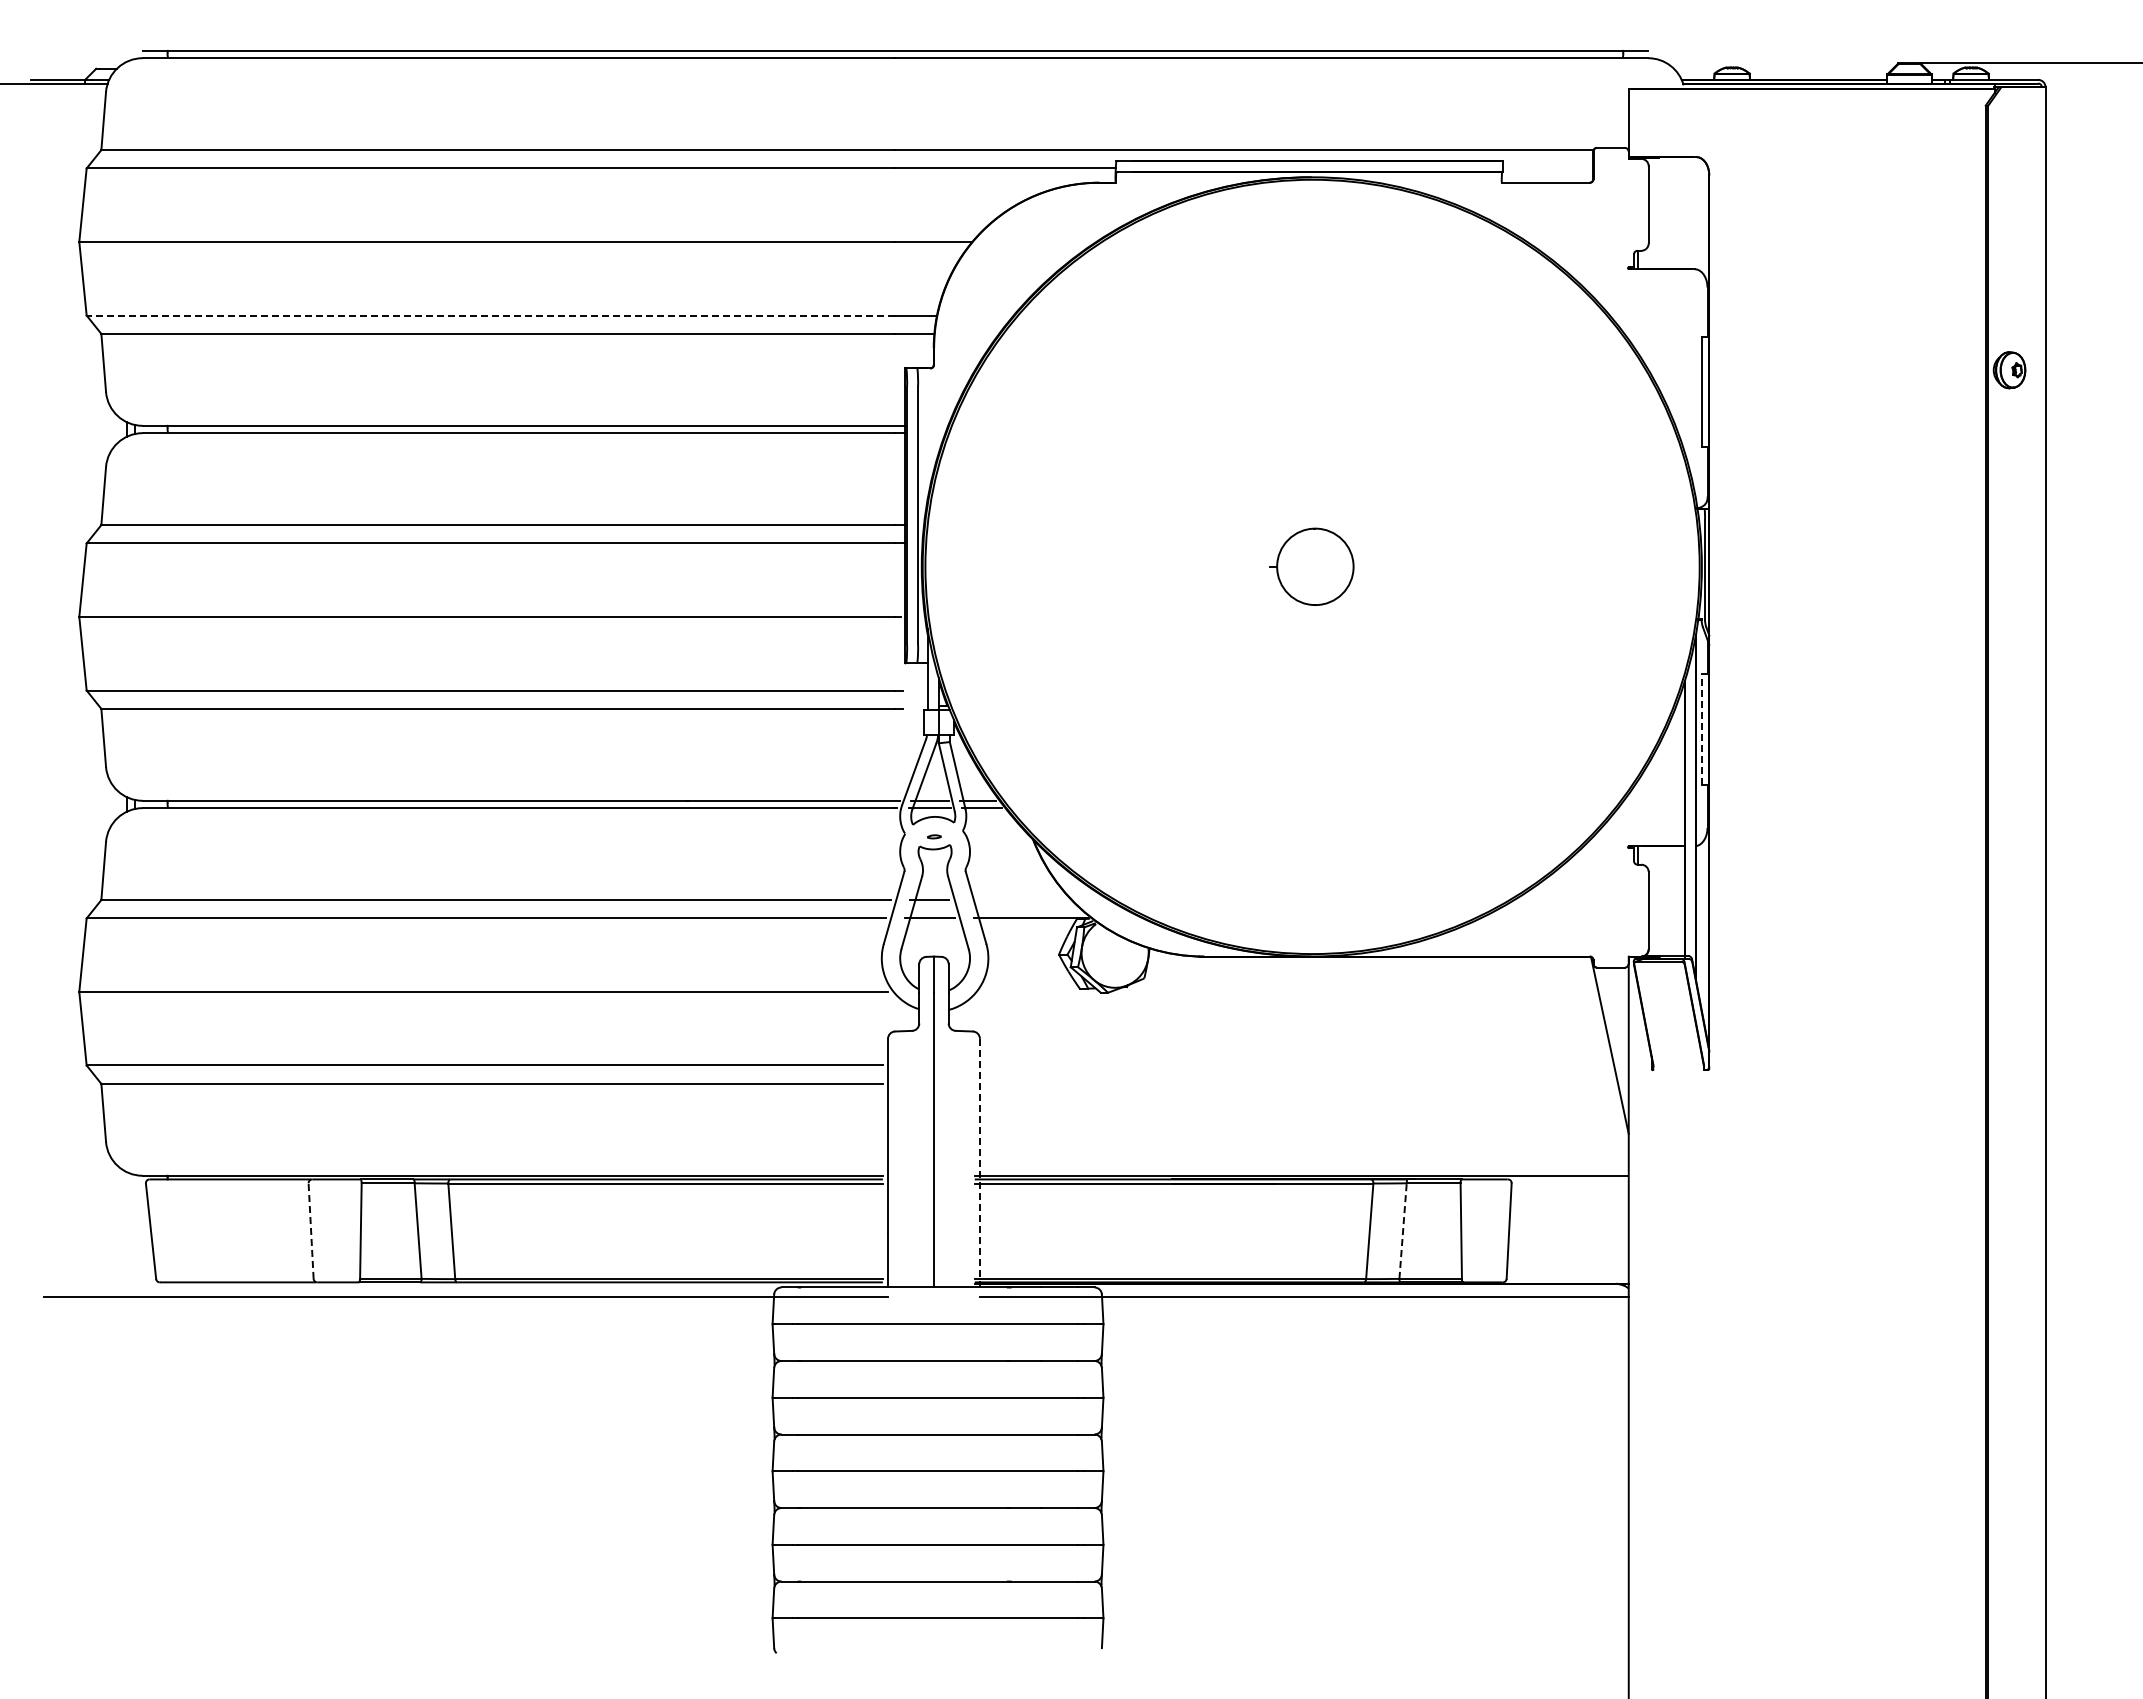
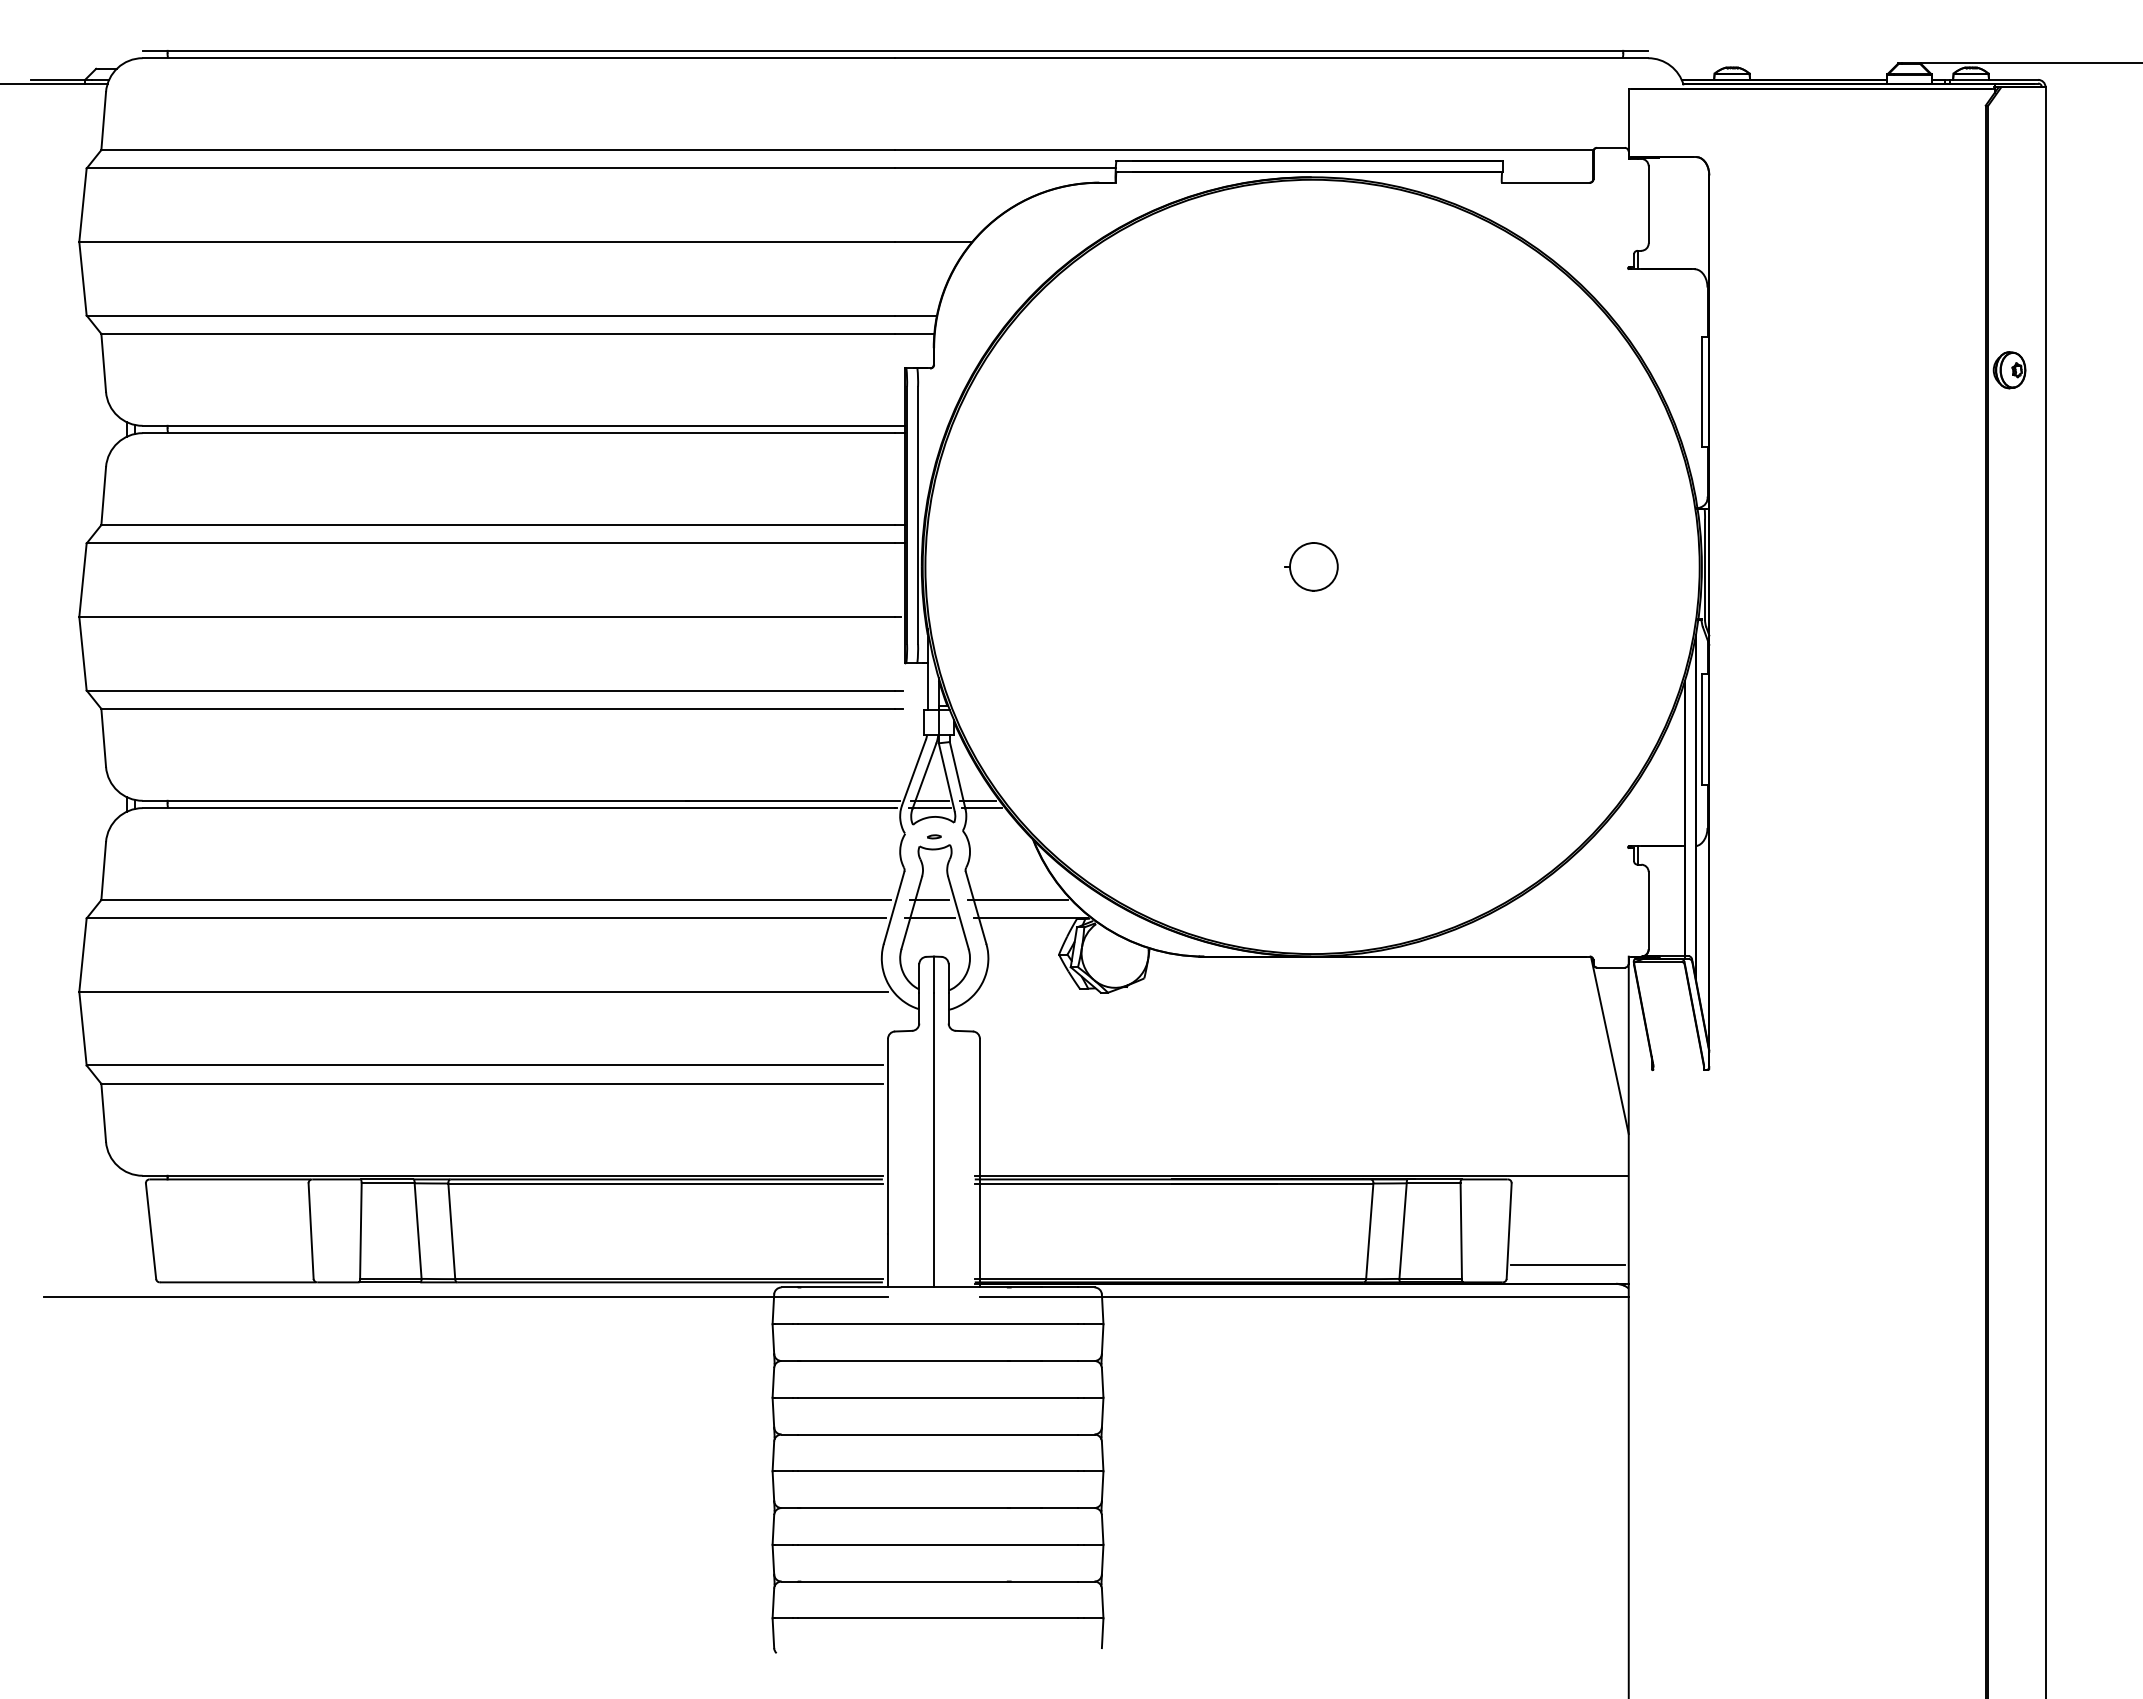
line: dashed -> solid (490, 315)
part size: 86x79 px -> 55x50 px (1311, 566)
line: dashed -> solid (1702, 729)
line: none -> present (1017, 900)
line: dashed -> solid (979, 1163)
line: dashed -> solid (311, 1231)
line: dashed -> solid (1403, 1231)
line: none -> present (1567, 1265)
